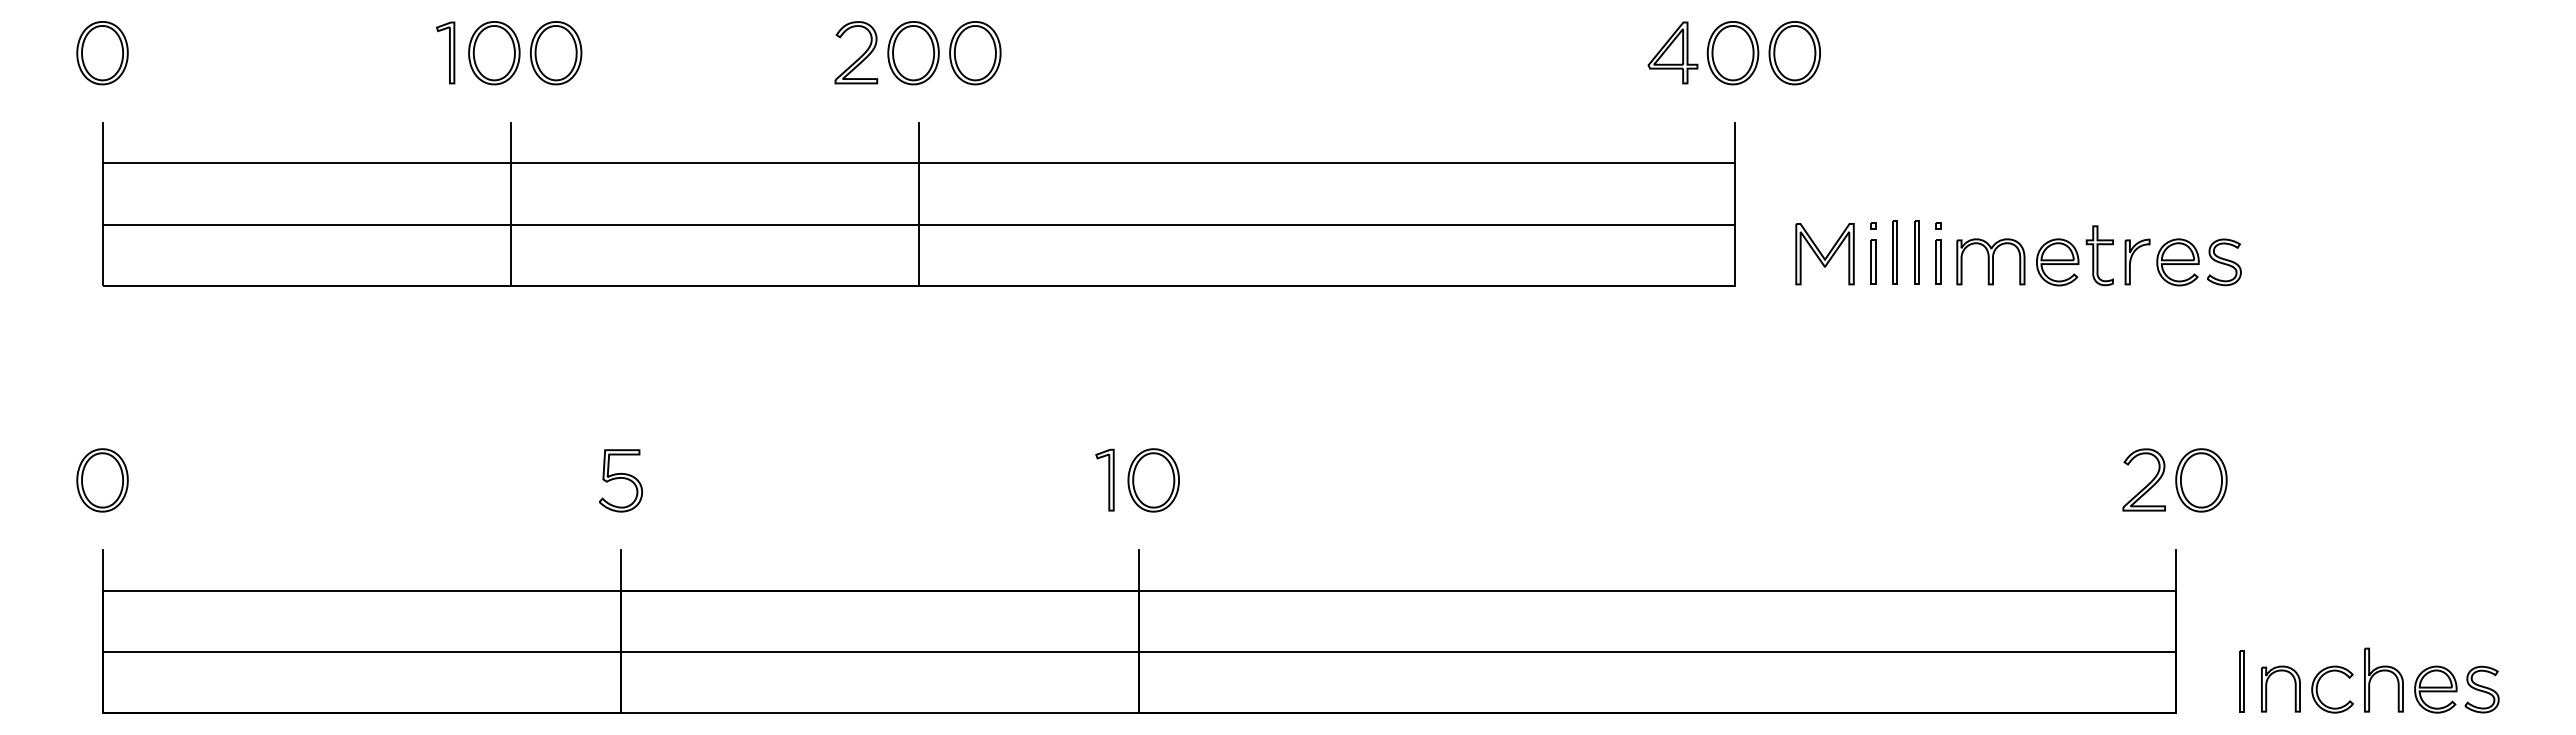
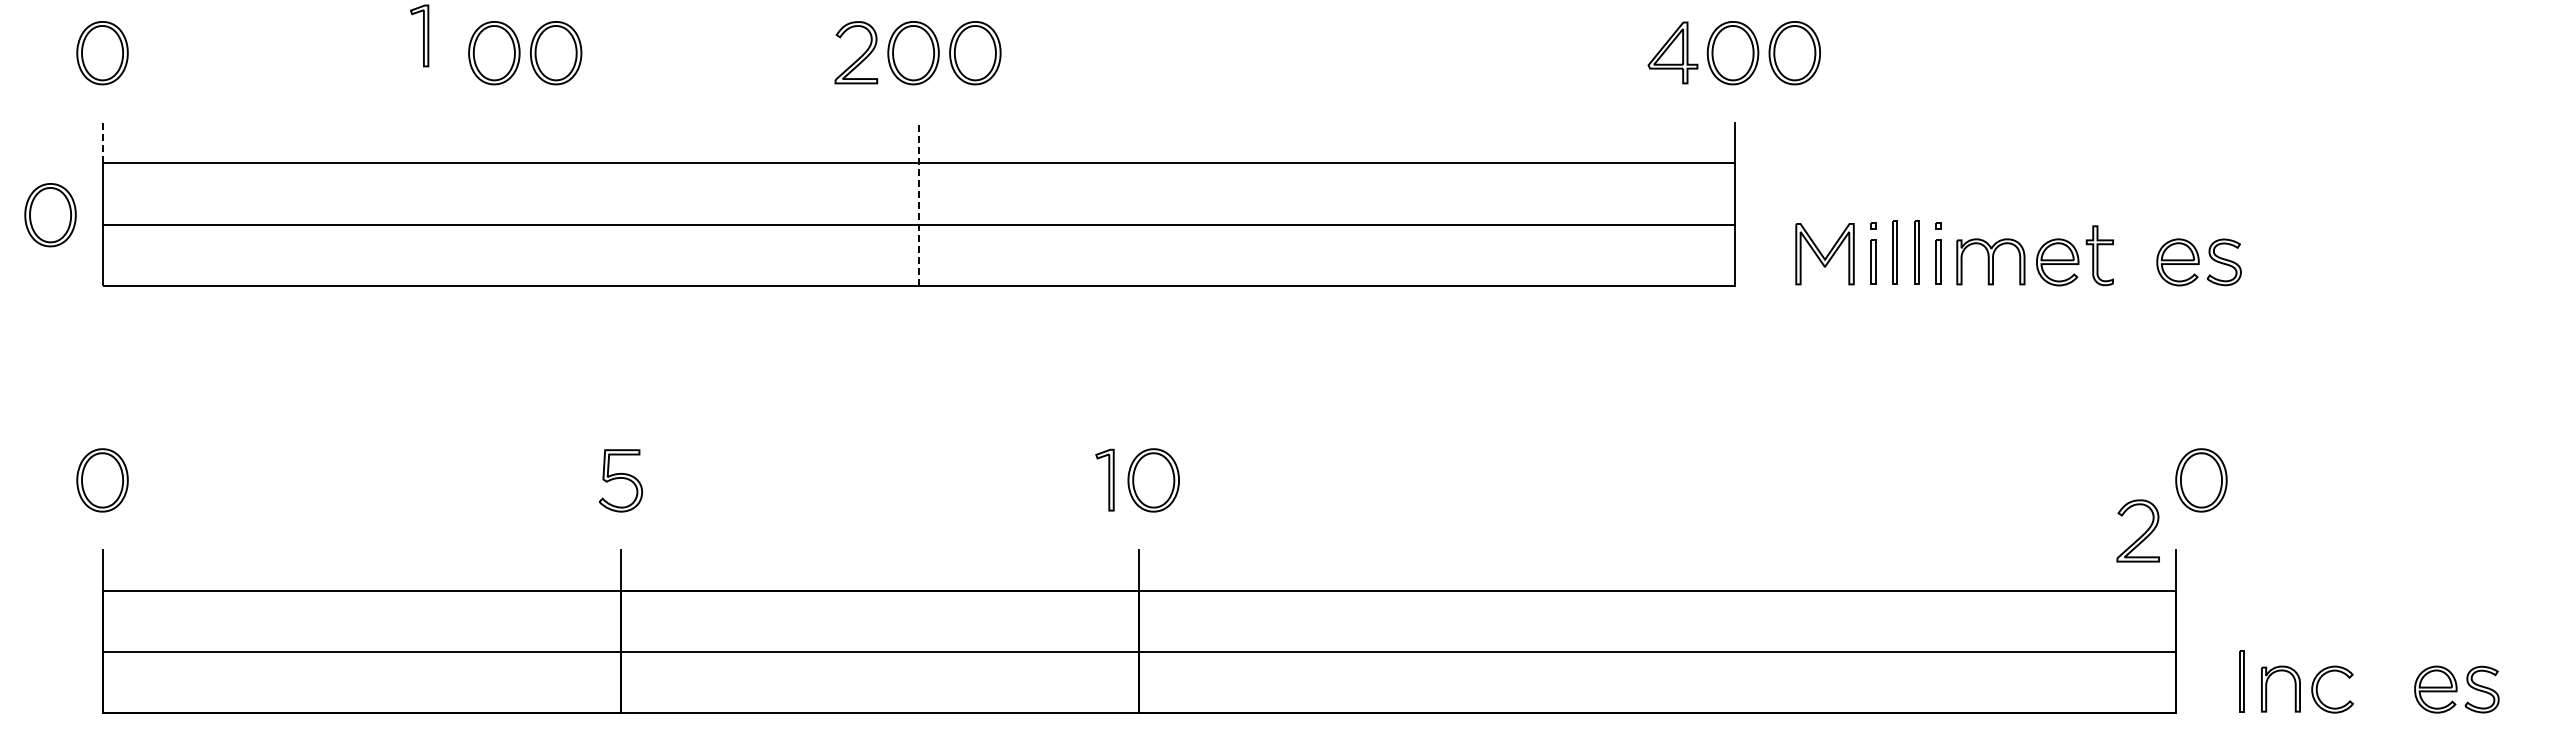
part position: (445, 52) -> (419, 35) (419, 35)
line: solid -> dashed (102, 142)
line: present -> none (510, 203)
line: solid -> dashed (918, 204)
part: none -> present (50, 215)
part: present -> none (2137, 261)
part position: (2148, 483) -> (2142, 534) (2142, 534)
part: present -> none (2383, 671)
